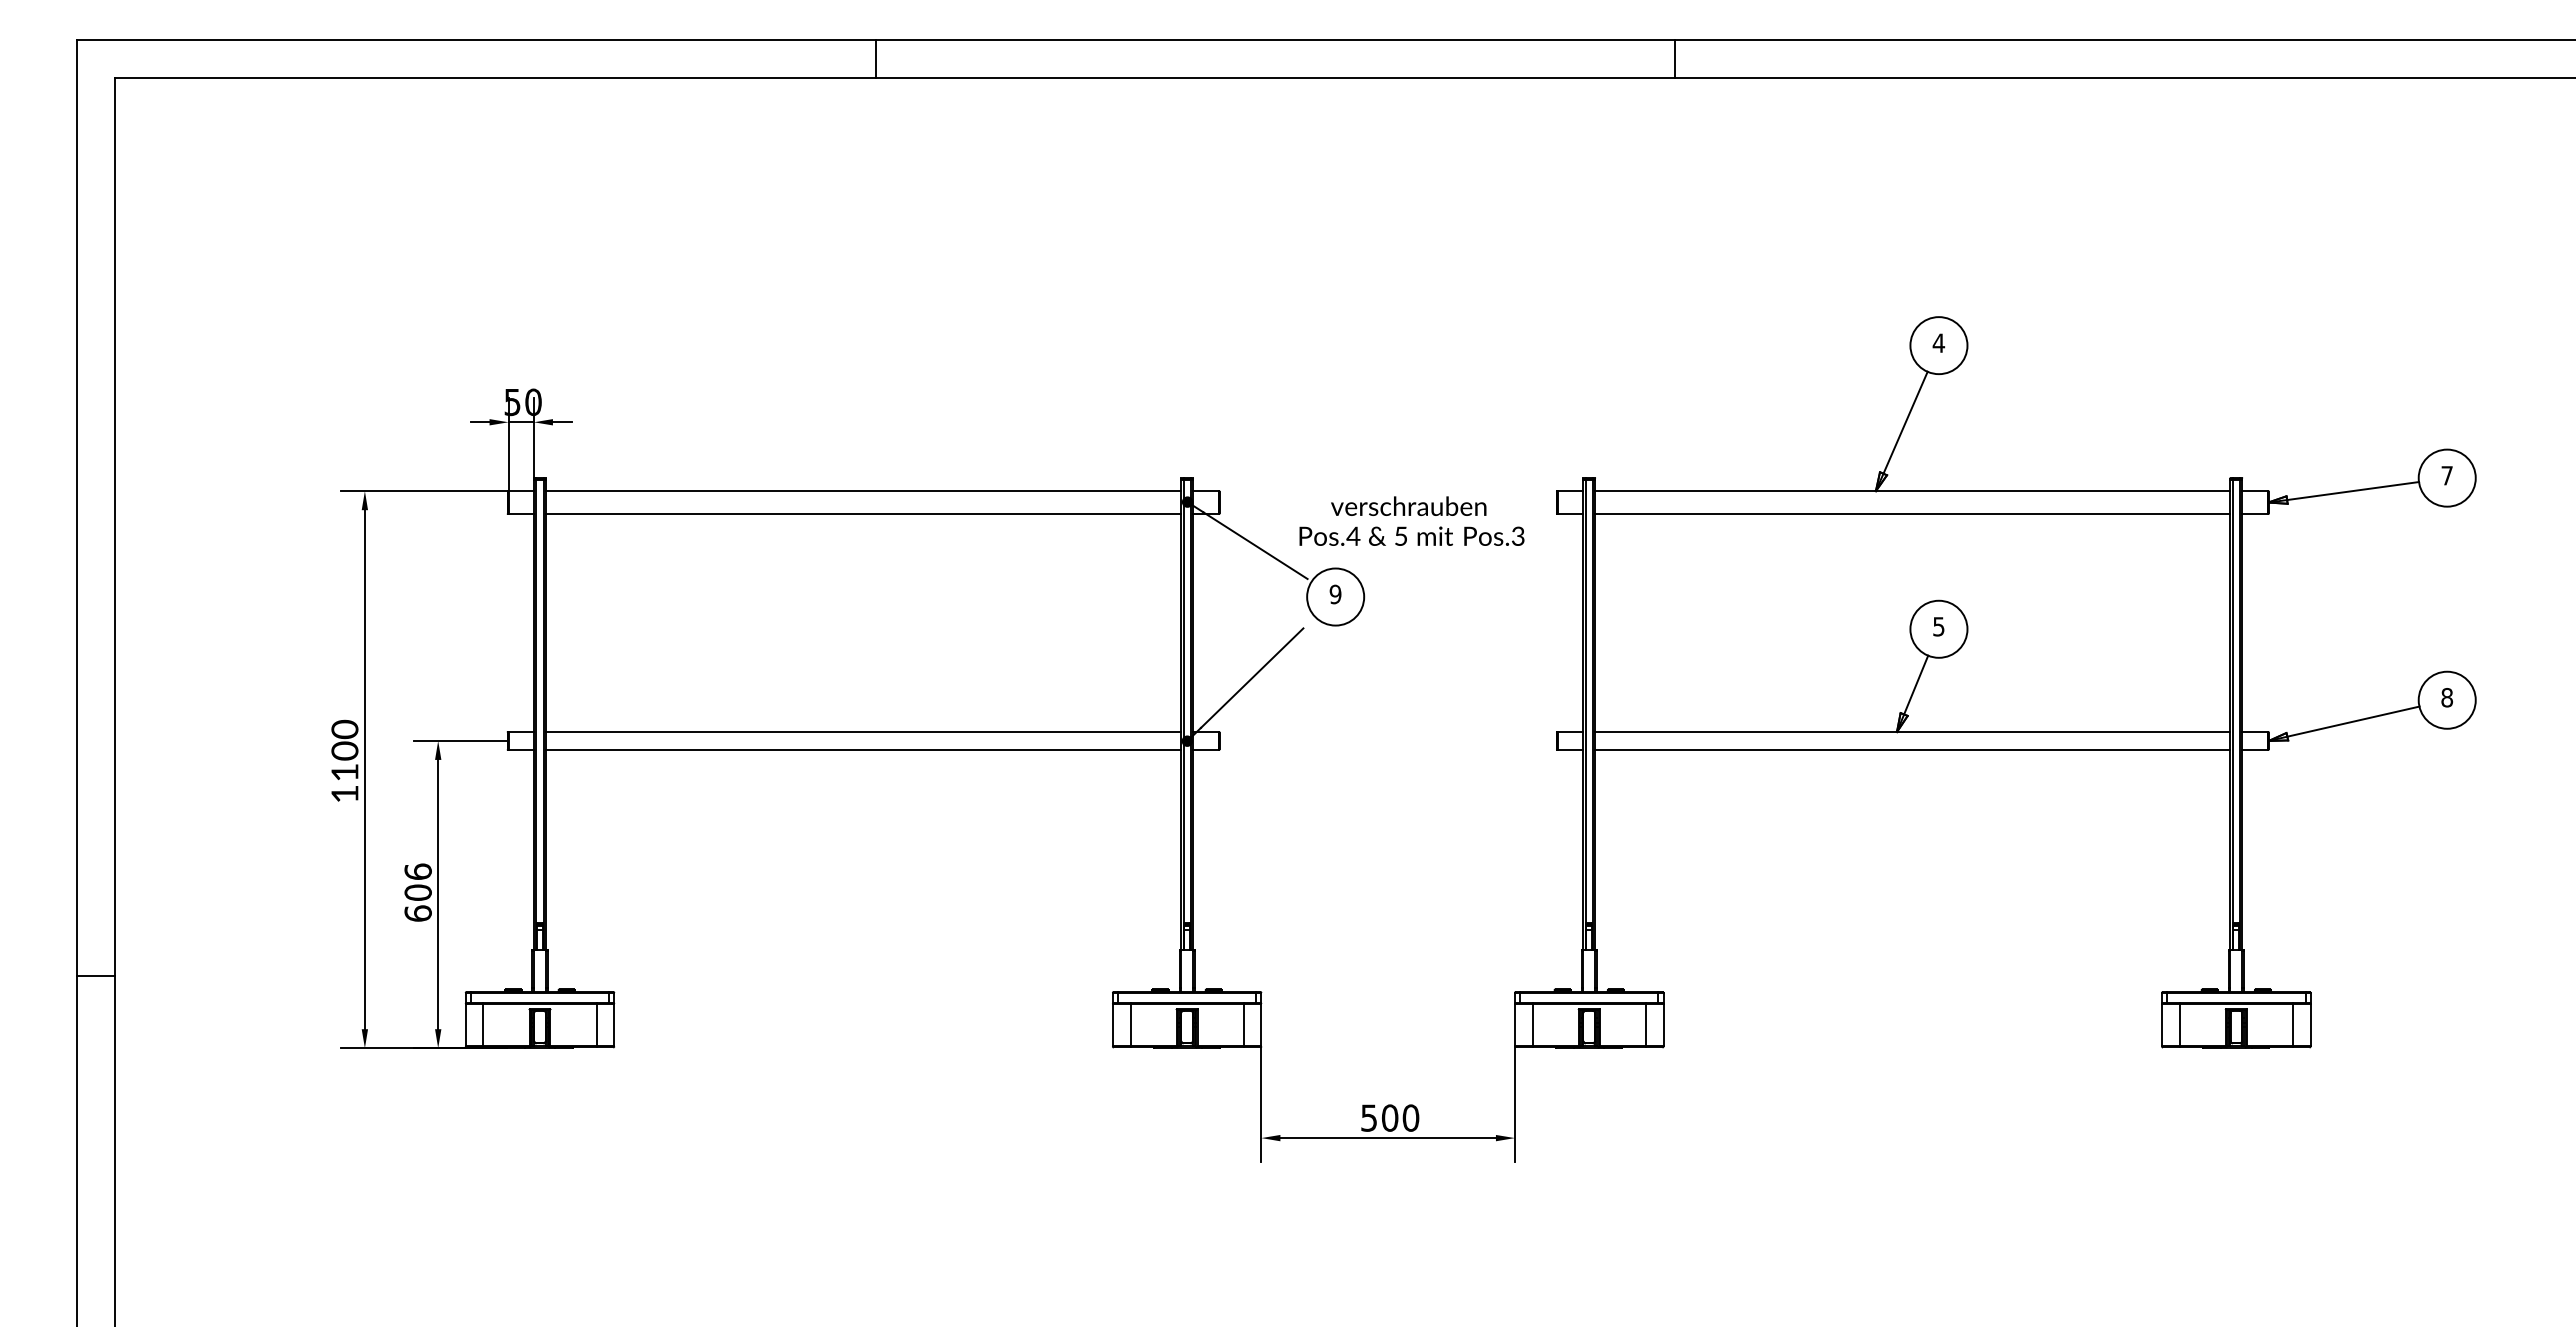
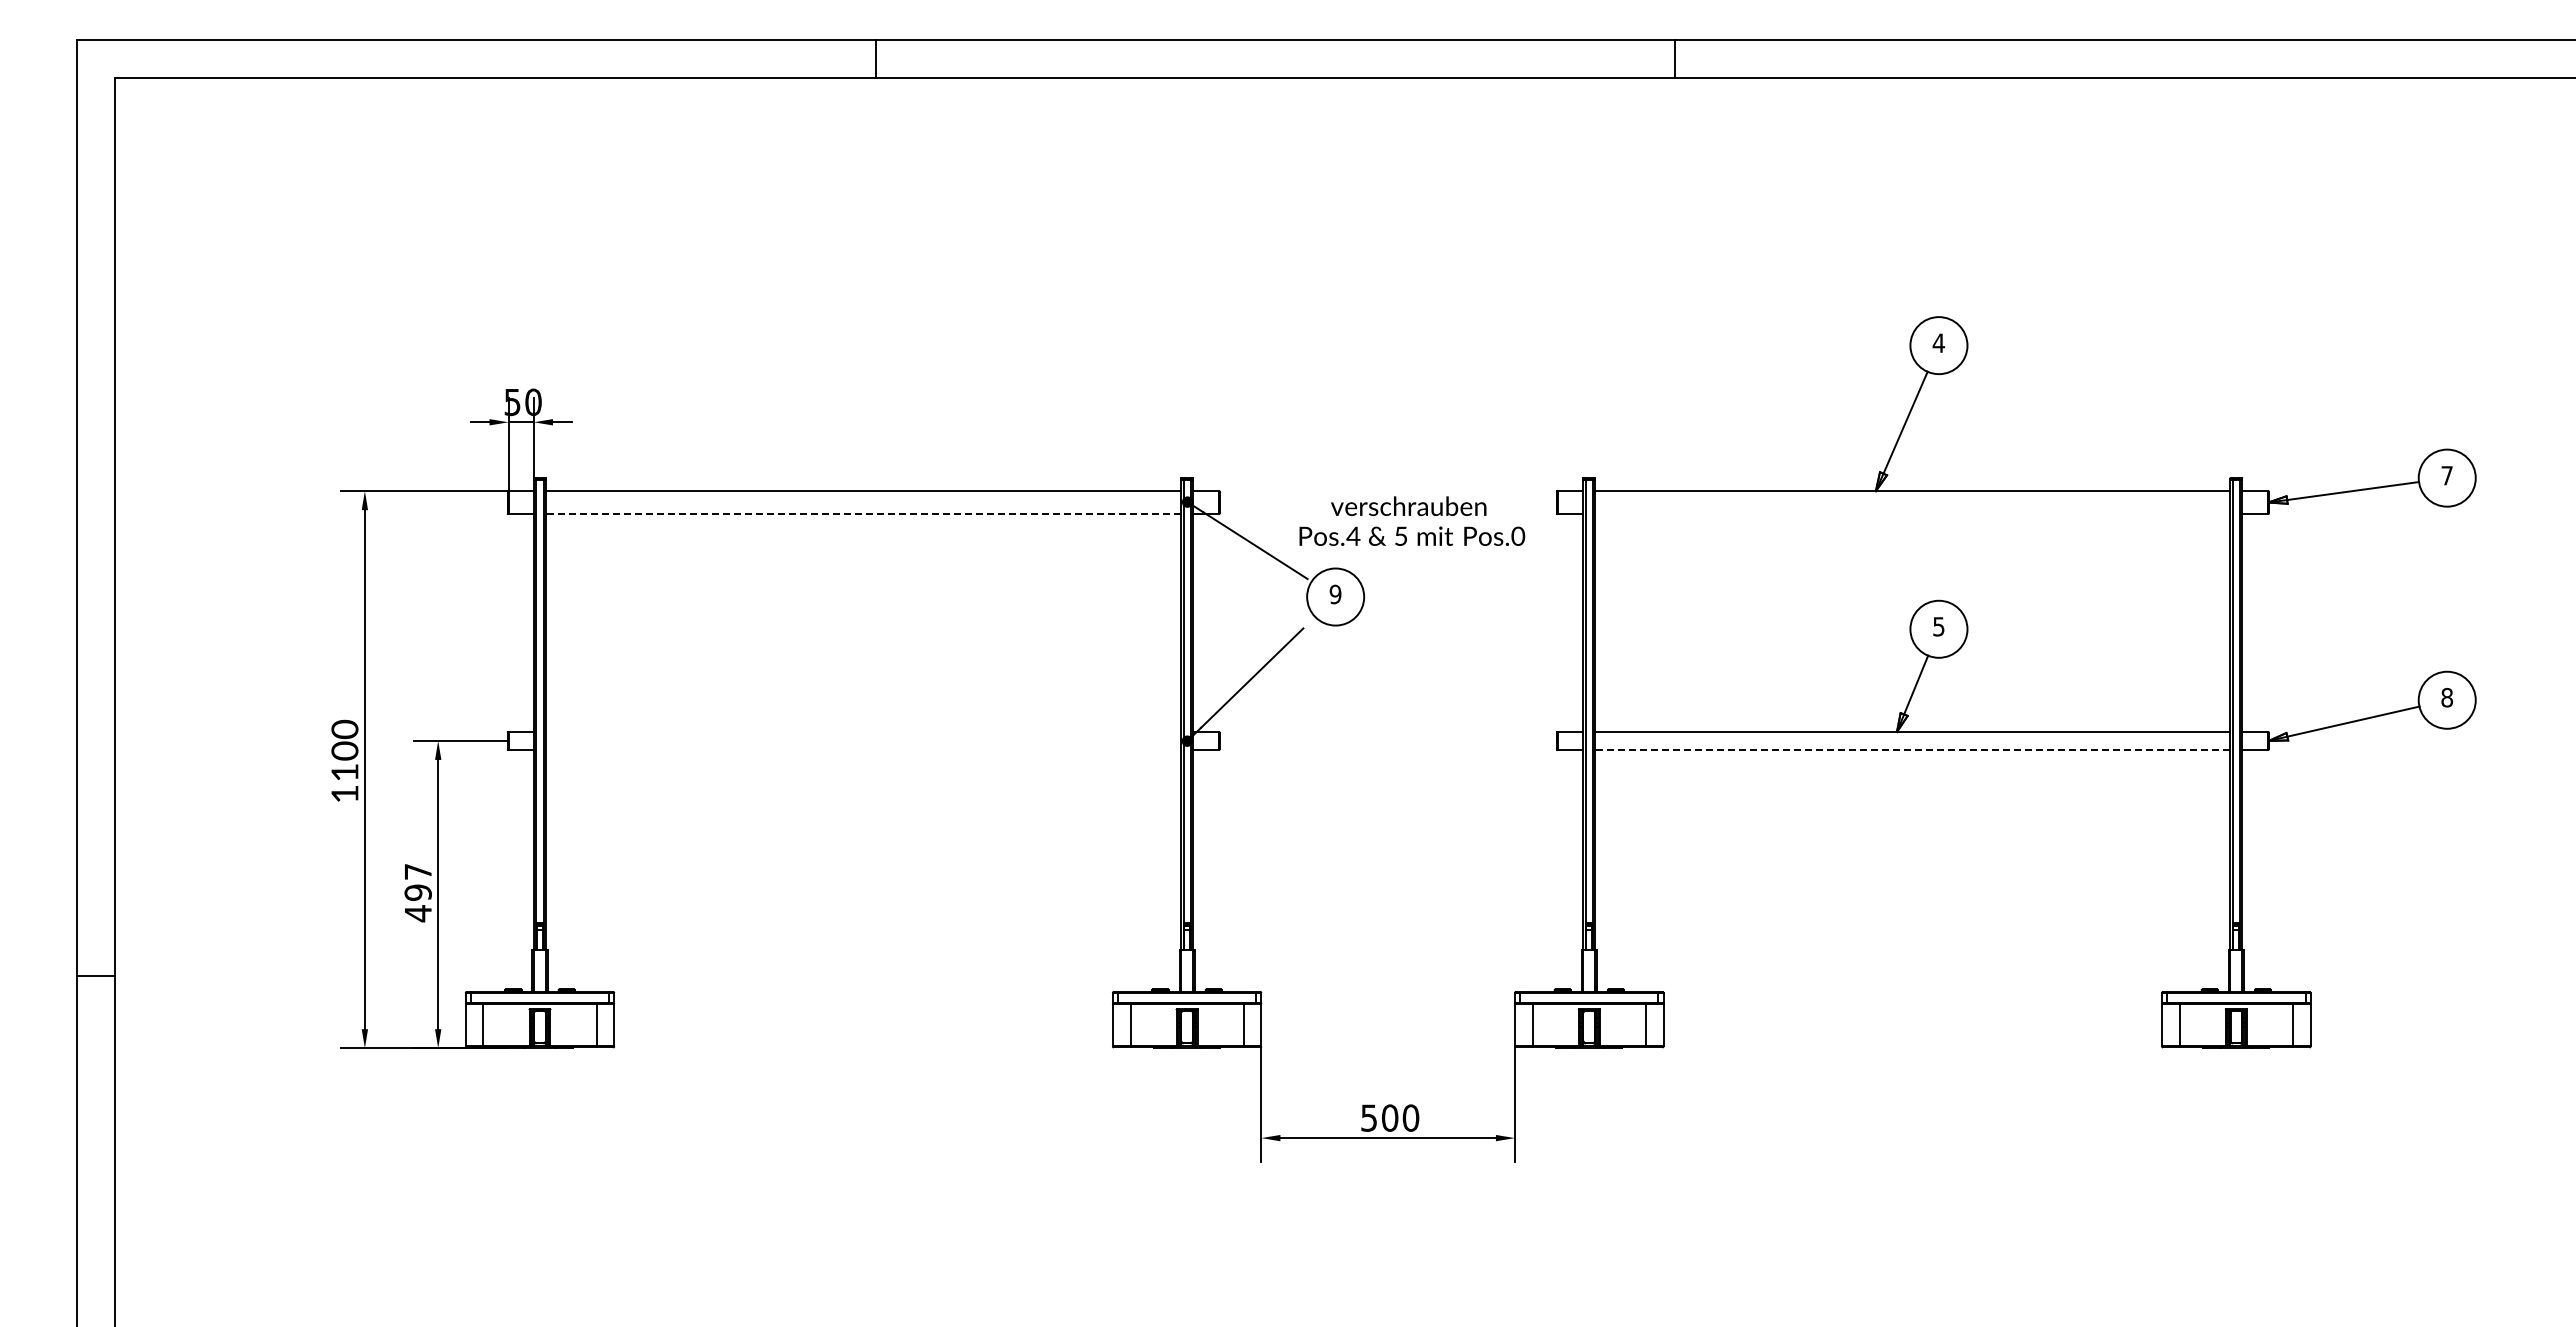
line: solid -> dashed (863, 514)
line: present -> none (1912, 514)
text: Pos.3 -> Pos.0 (1518, 536)
line: present -> none (863, 732)
line: present -> none (863, 749)
line: solid -> dashed (1912, 749)
text: 606 -> 497 (417, 892)
